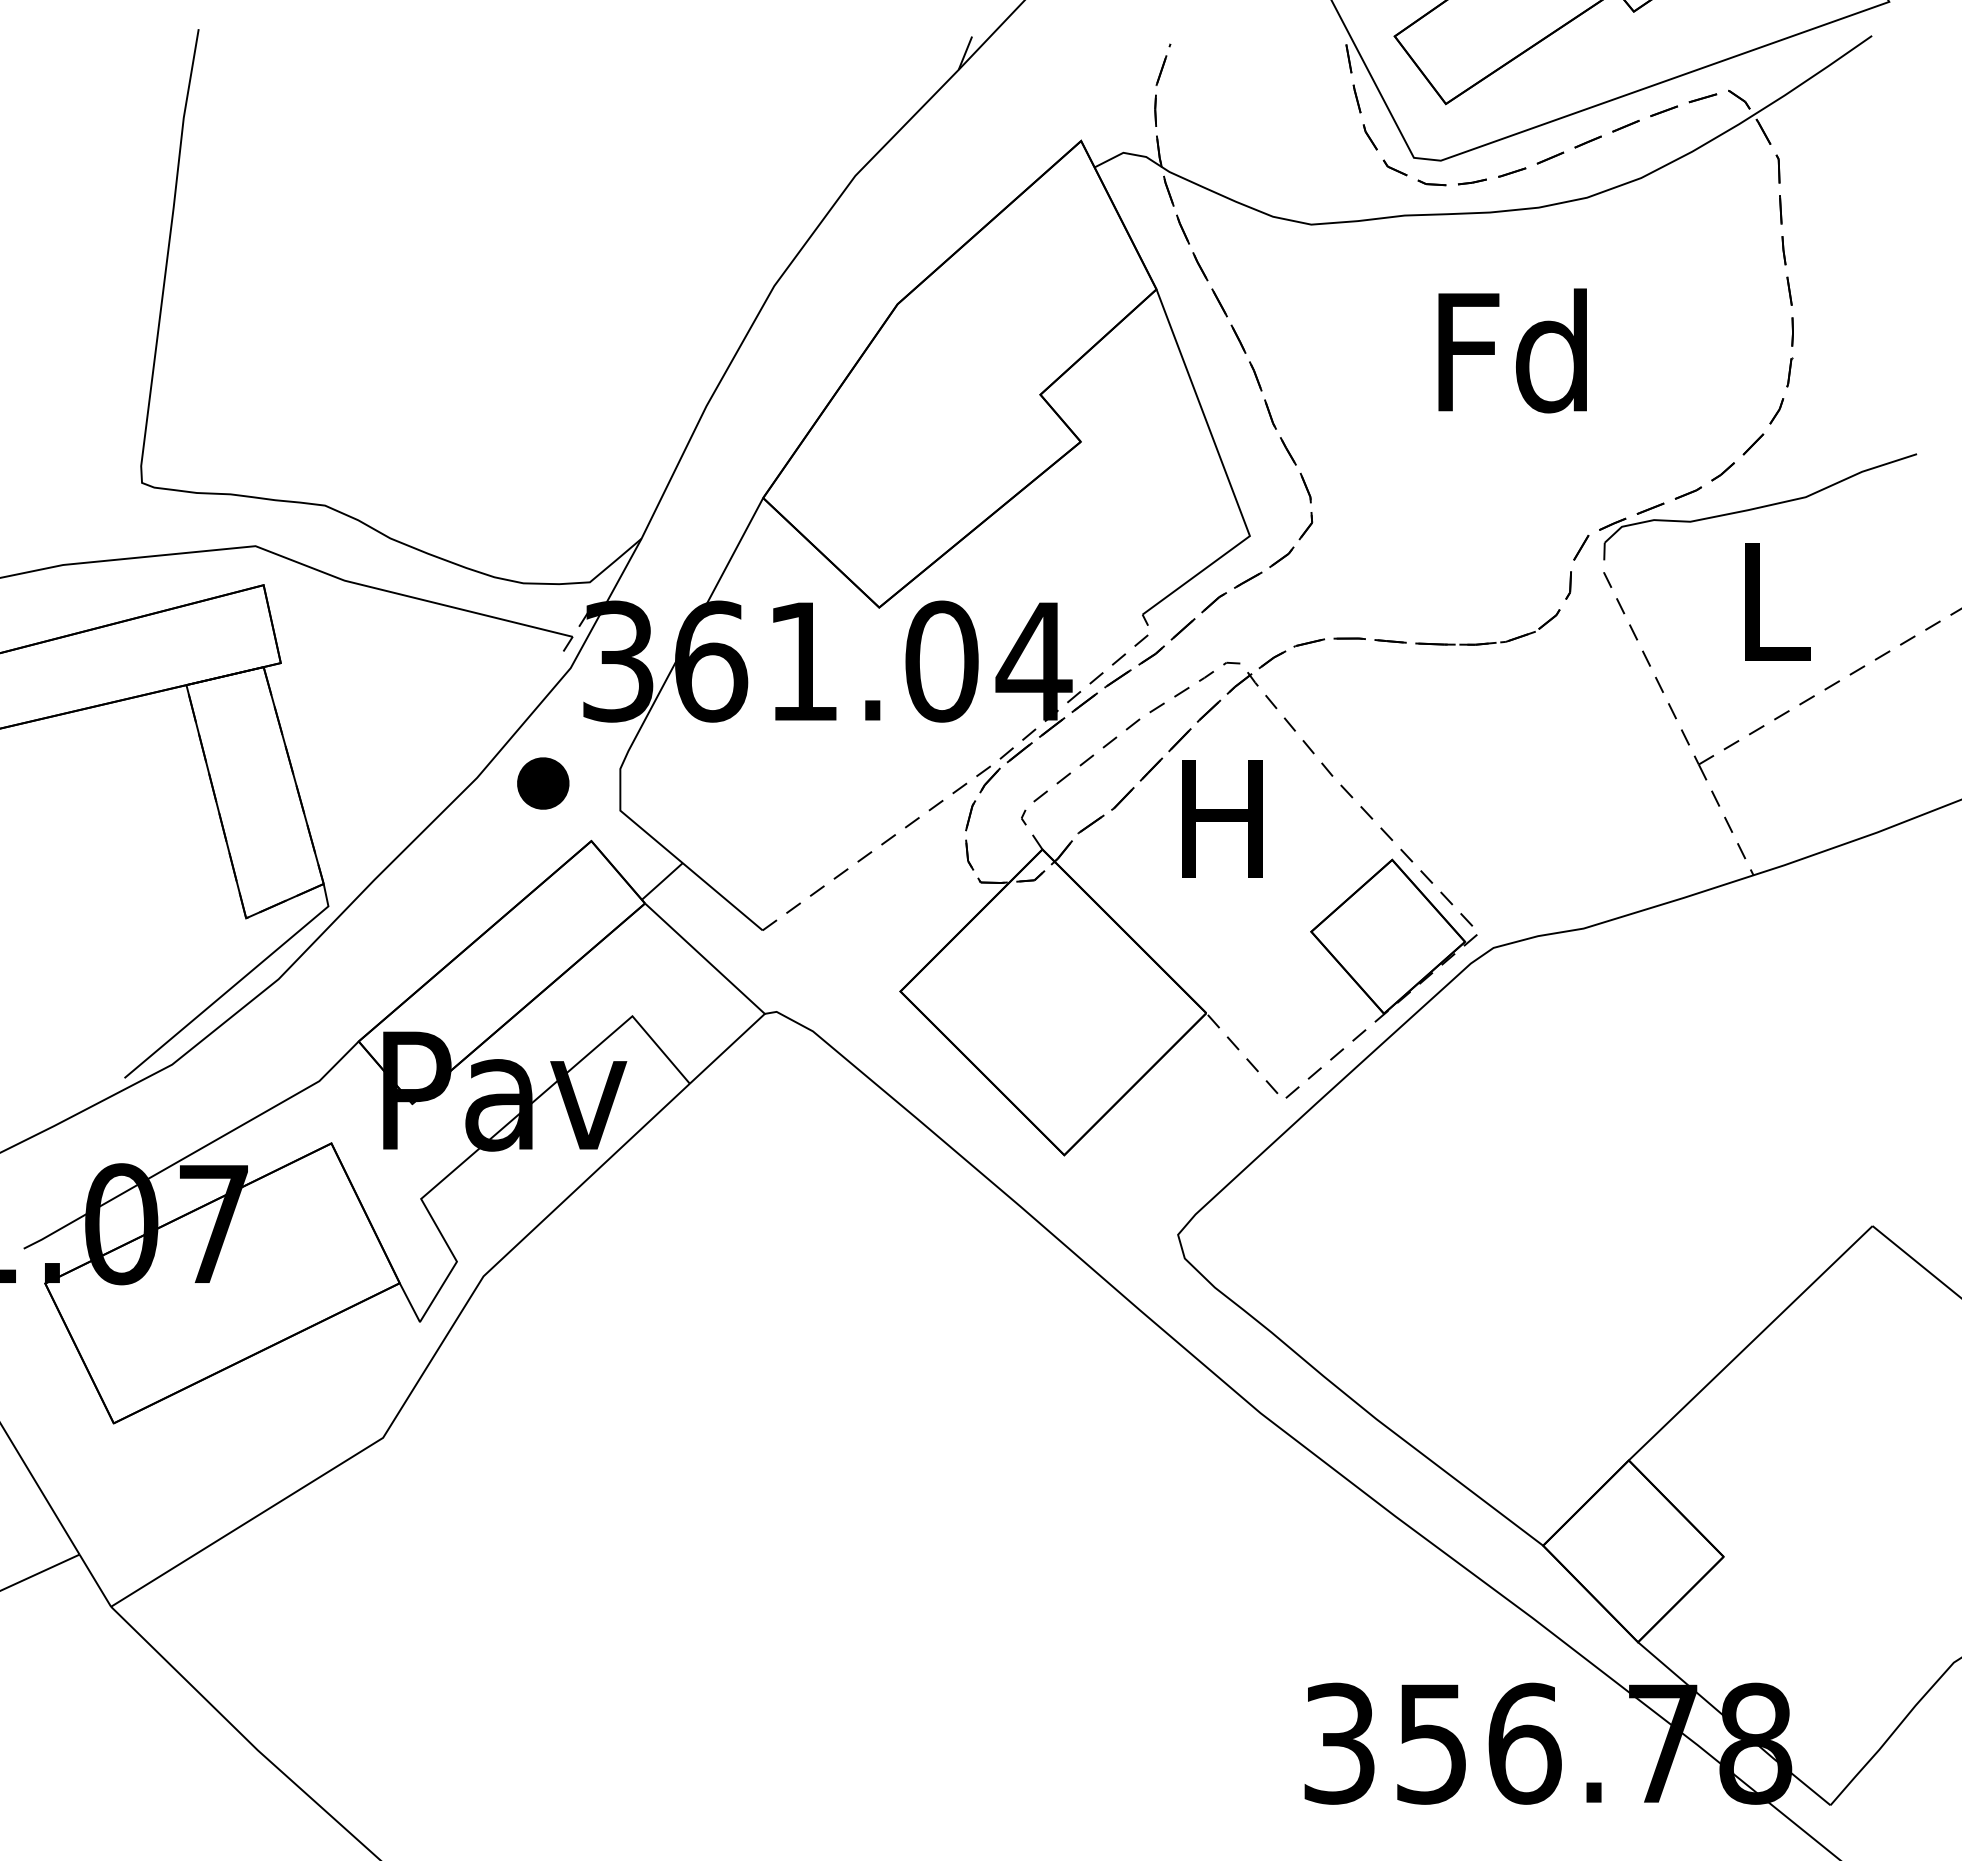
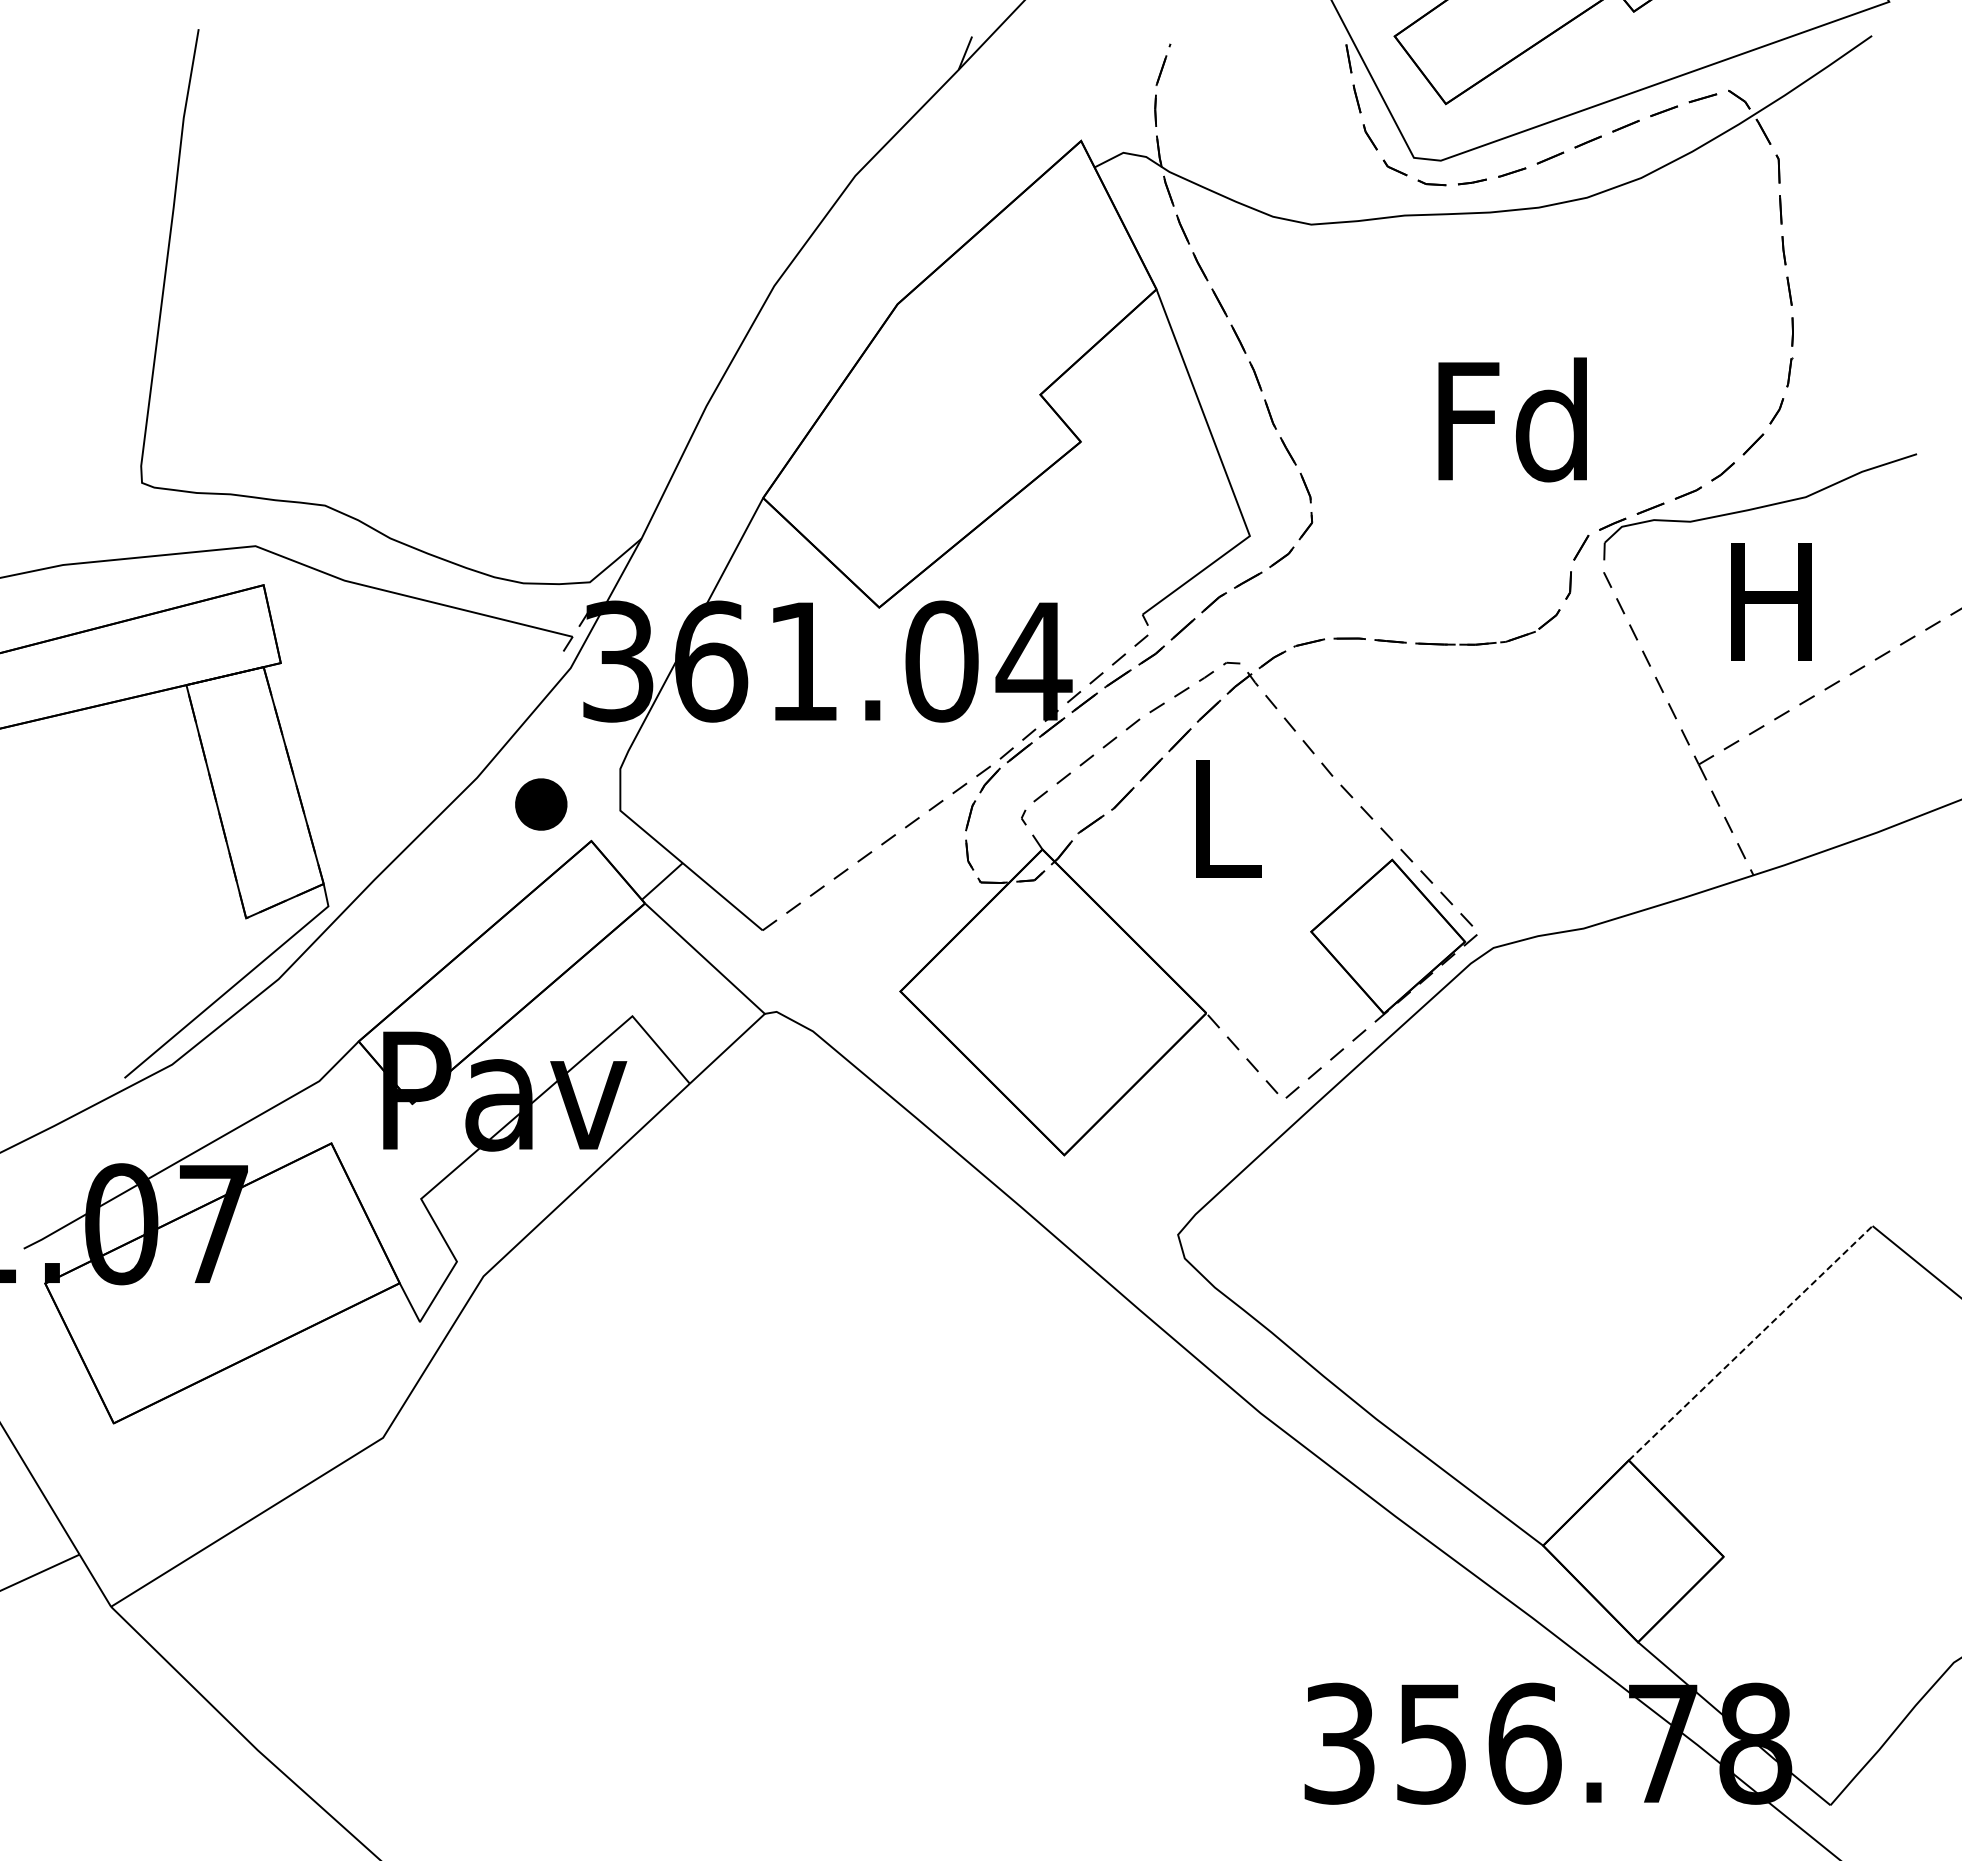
text position: (1512, 350) -> (1512, 419) (1512, 419)
text: L -> H (1771, 601)
part position: (543, 783) -> (541, 804) (541, 804)
text: H -> L (1222, 818)
line: solid -> dashed (1751, 1342)
